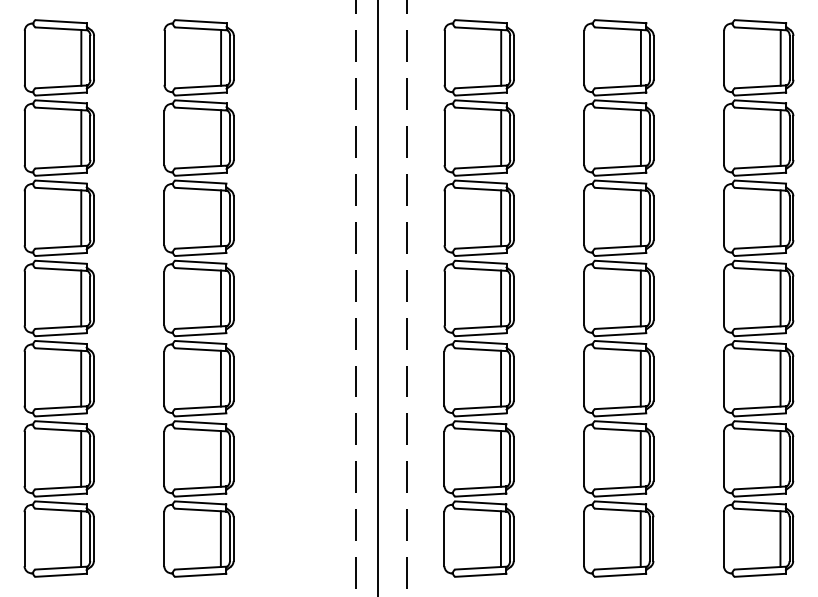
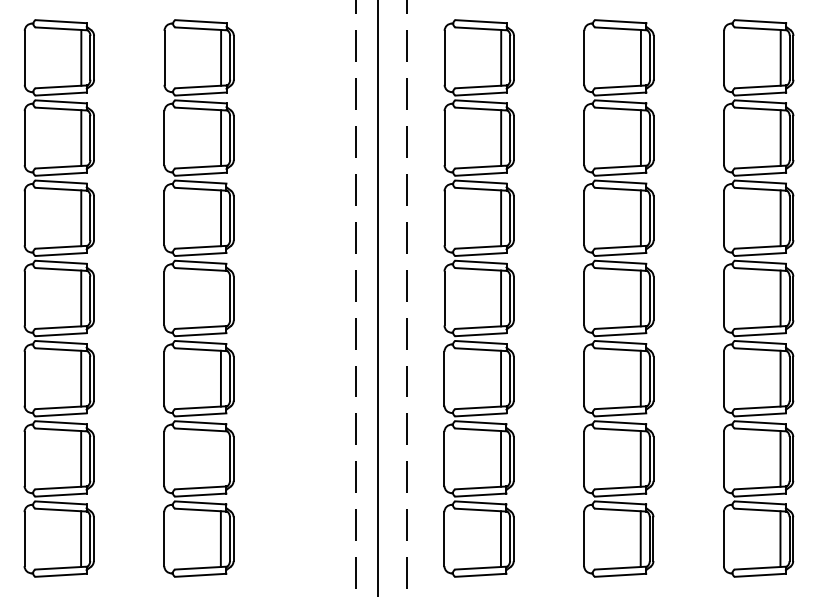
line: present -> none (220, 298)
line: present -> none (220, 458)
